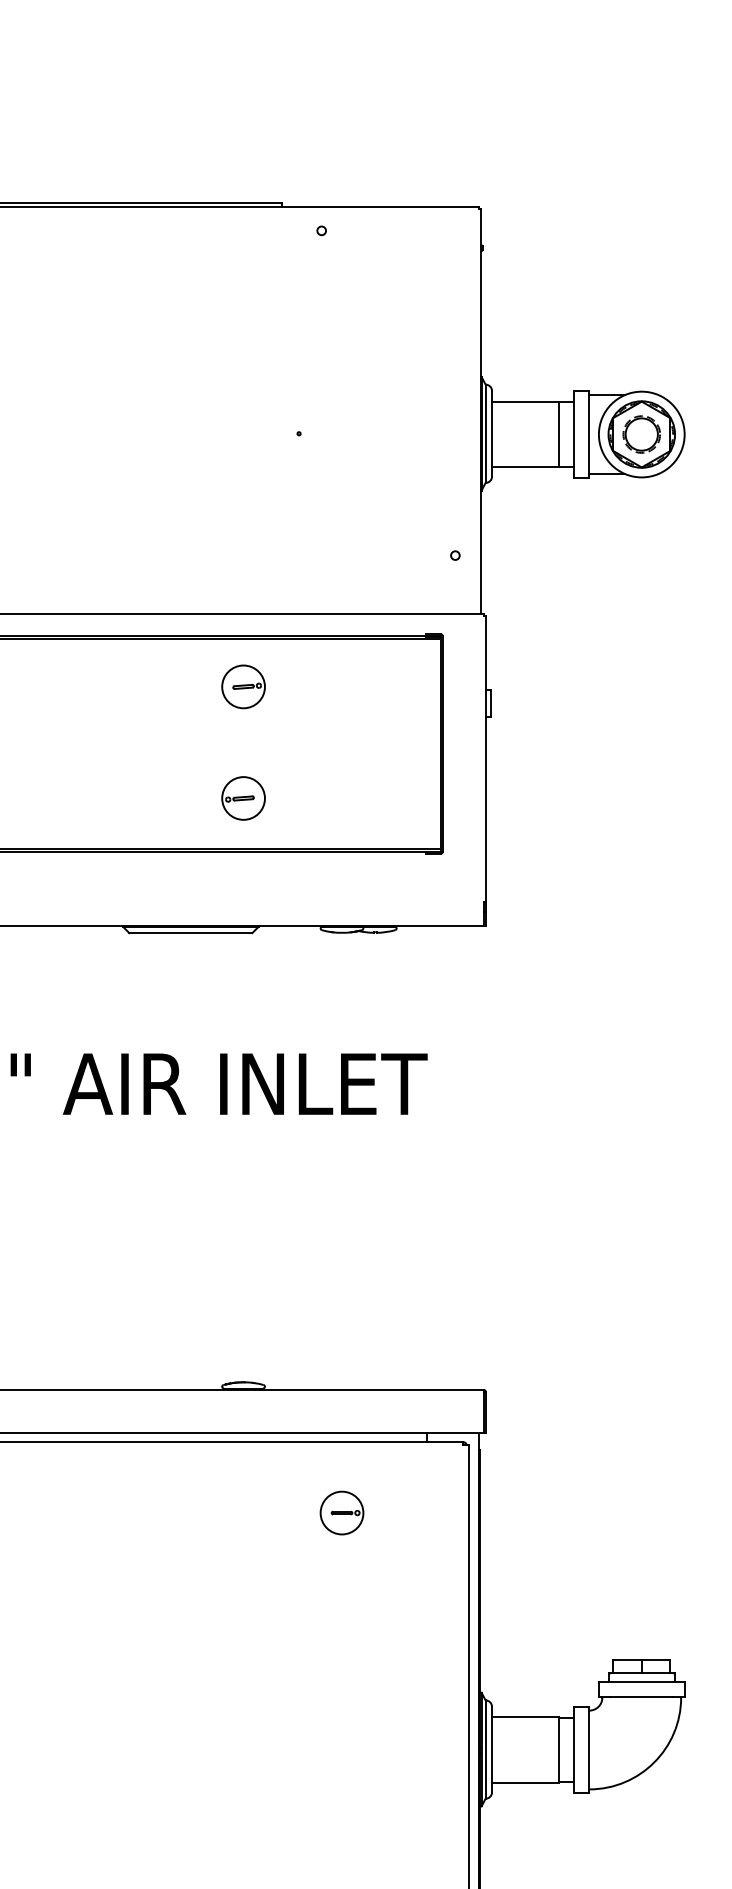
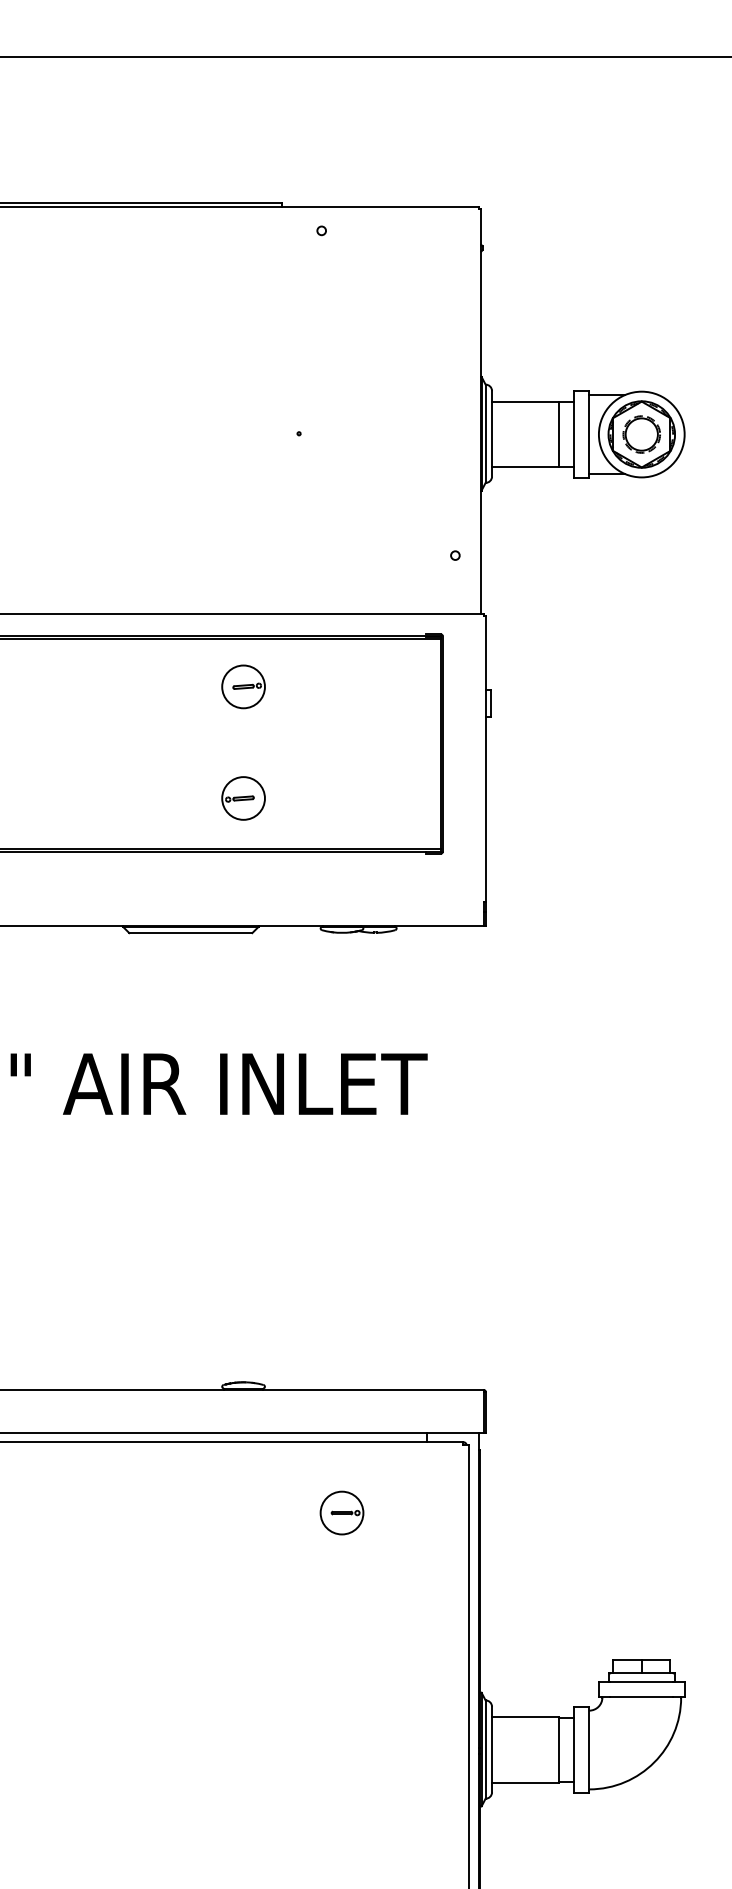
line: none -> present (365, 56)
